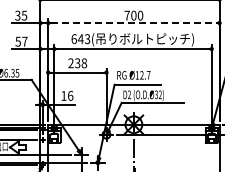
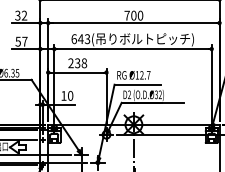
text: 35 -> 32 (24, 15)
line: dashed -> solid (134, 23)
text: 16 -> 10 (70, 95)
